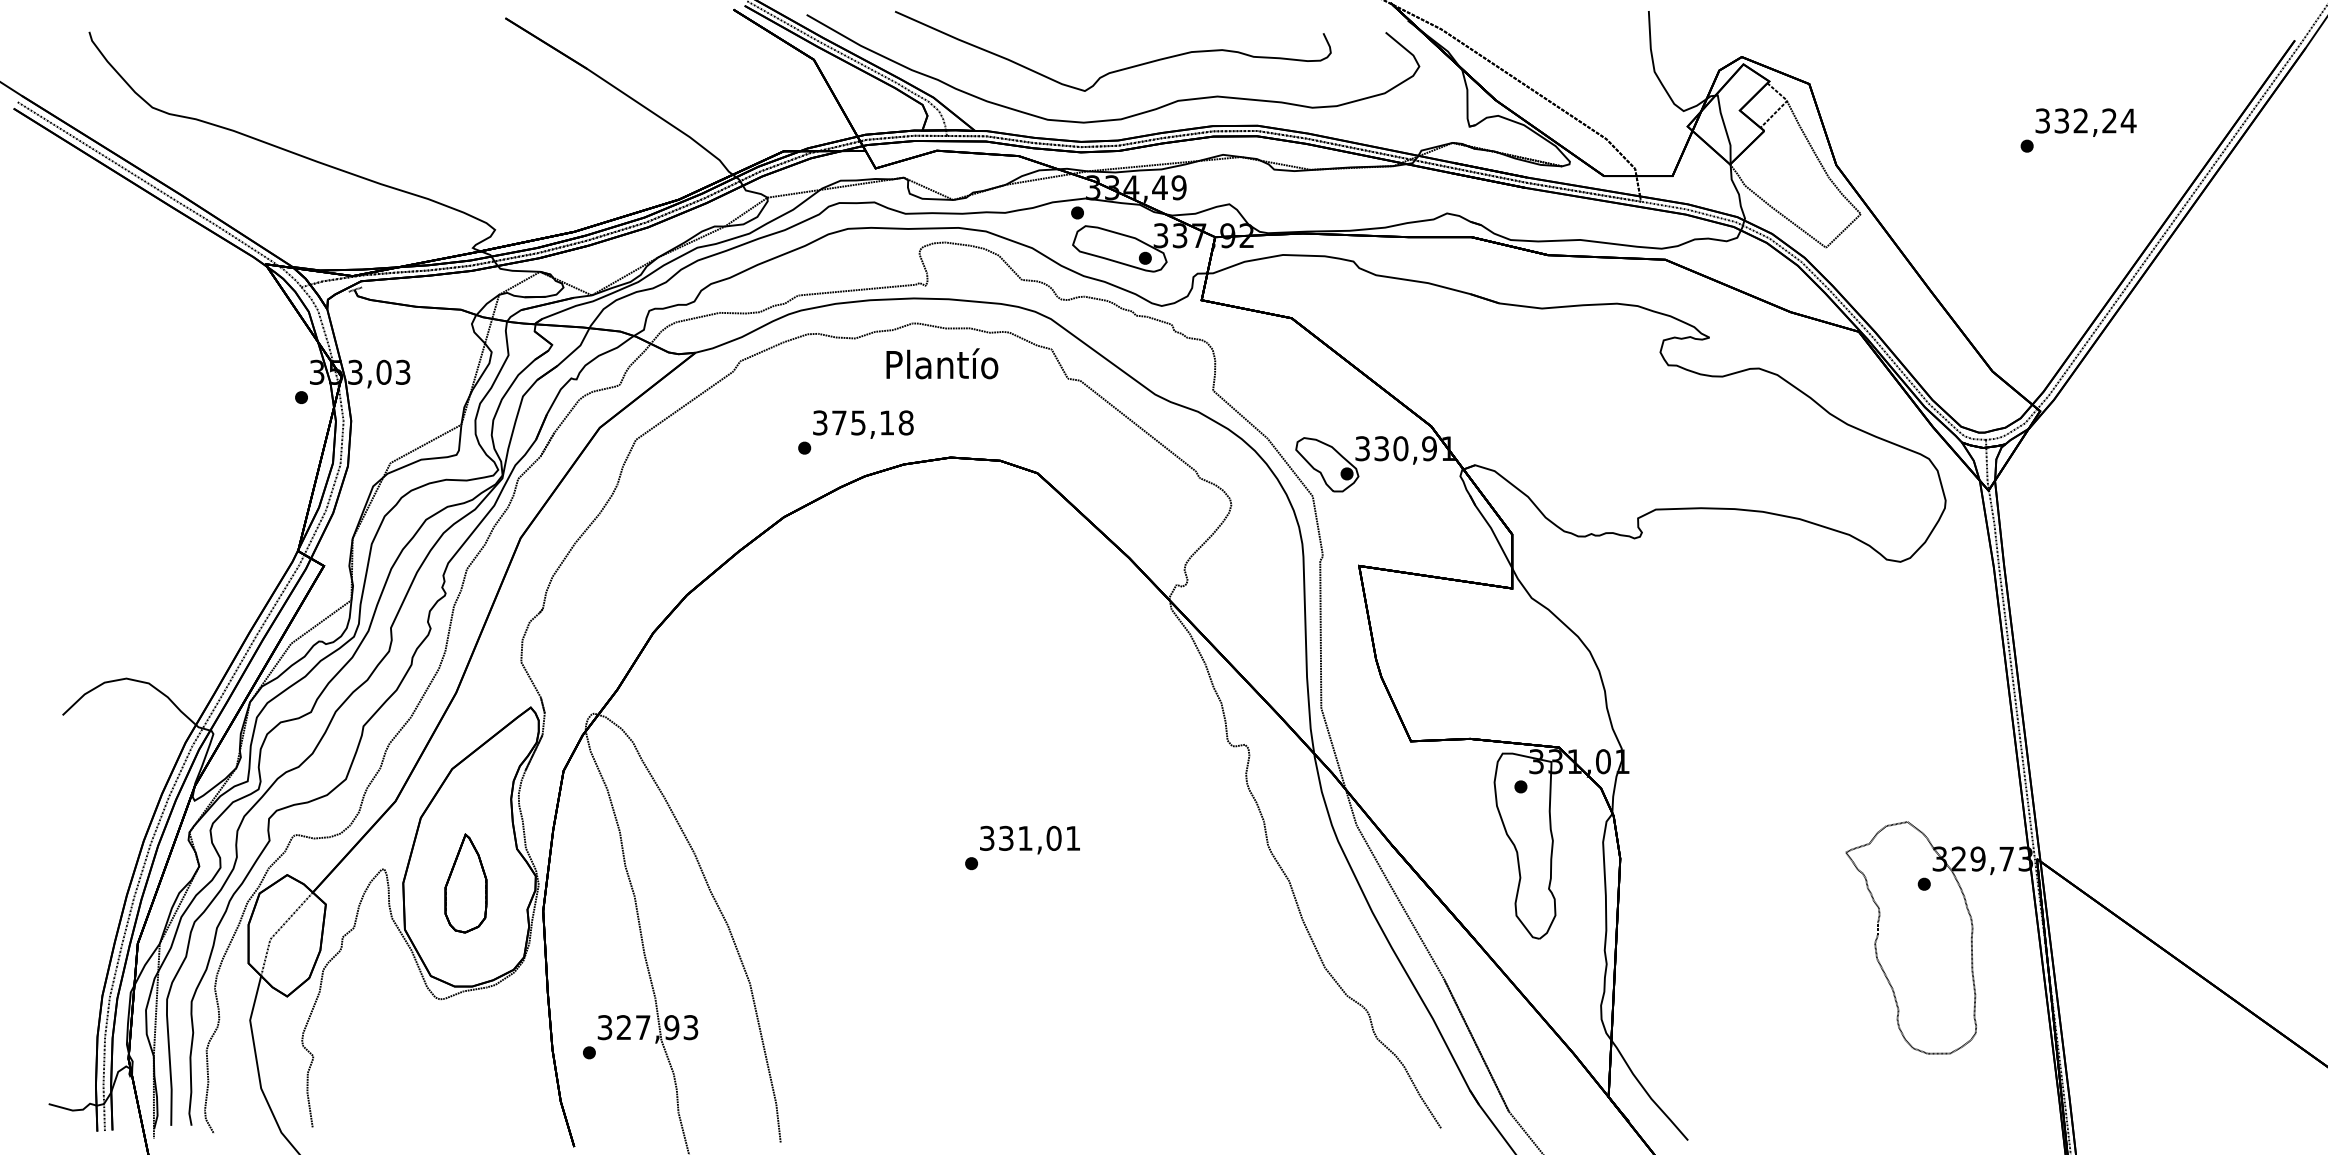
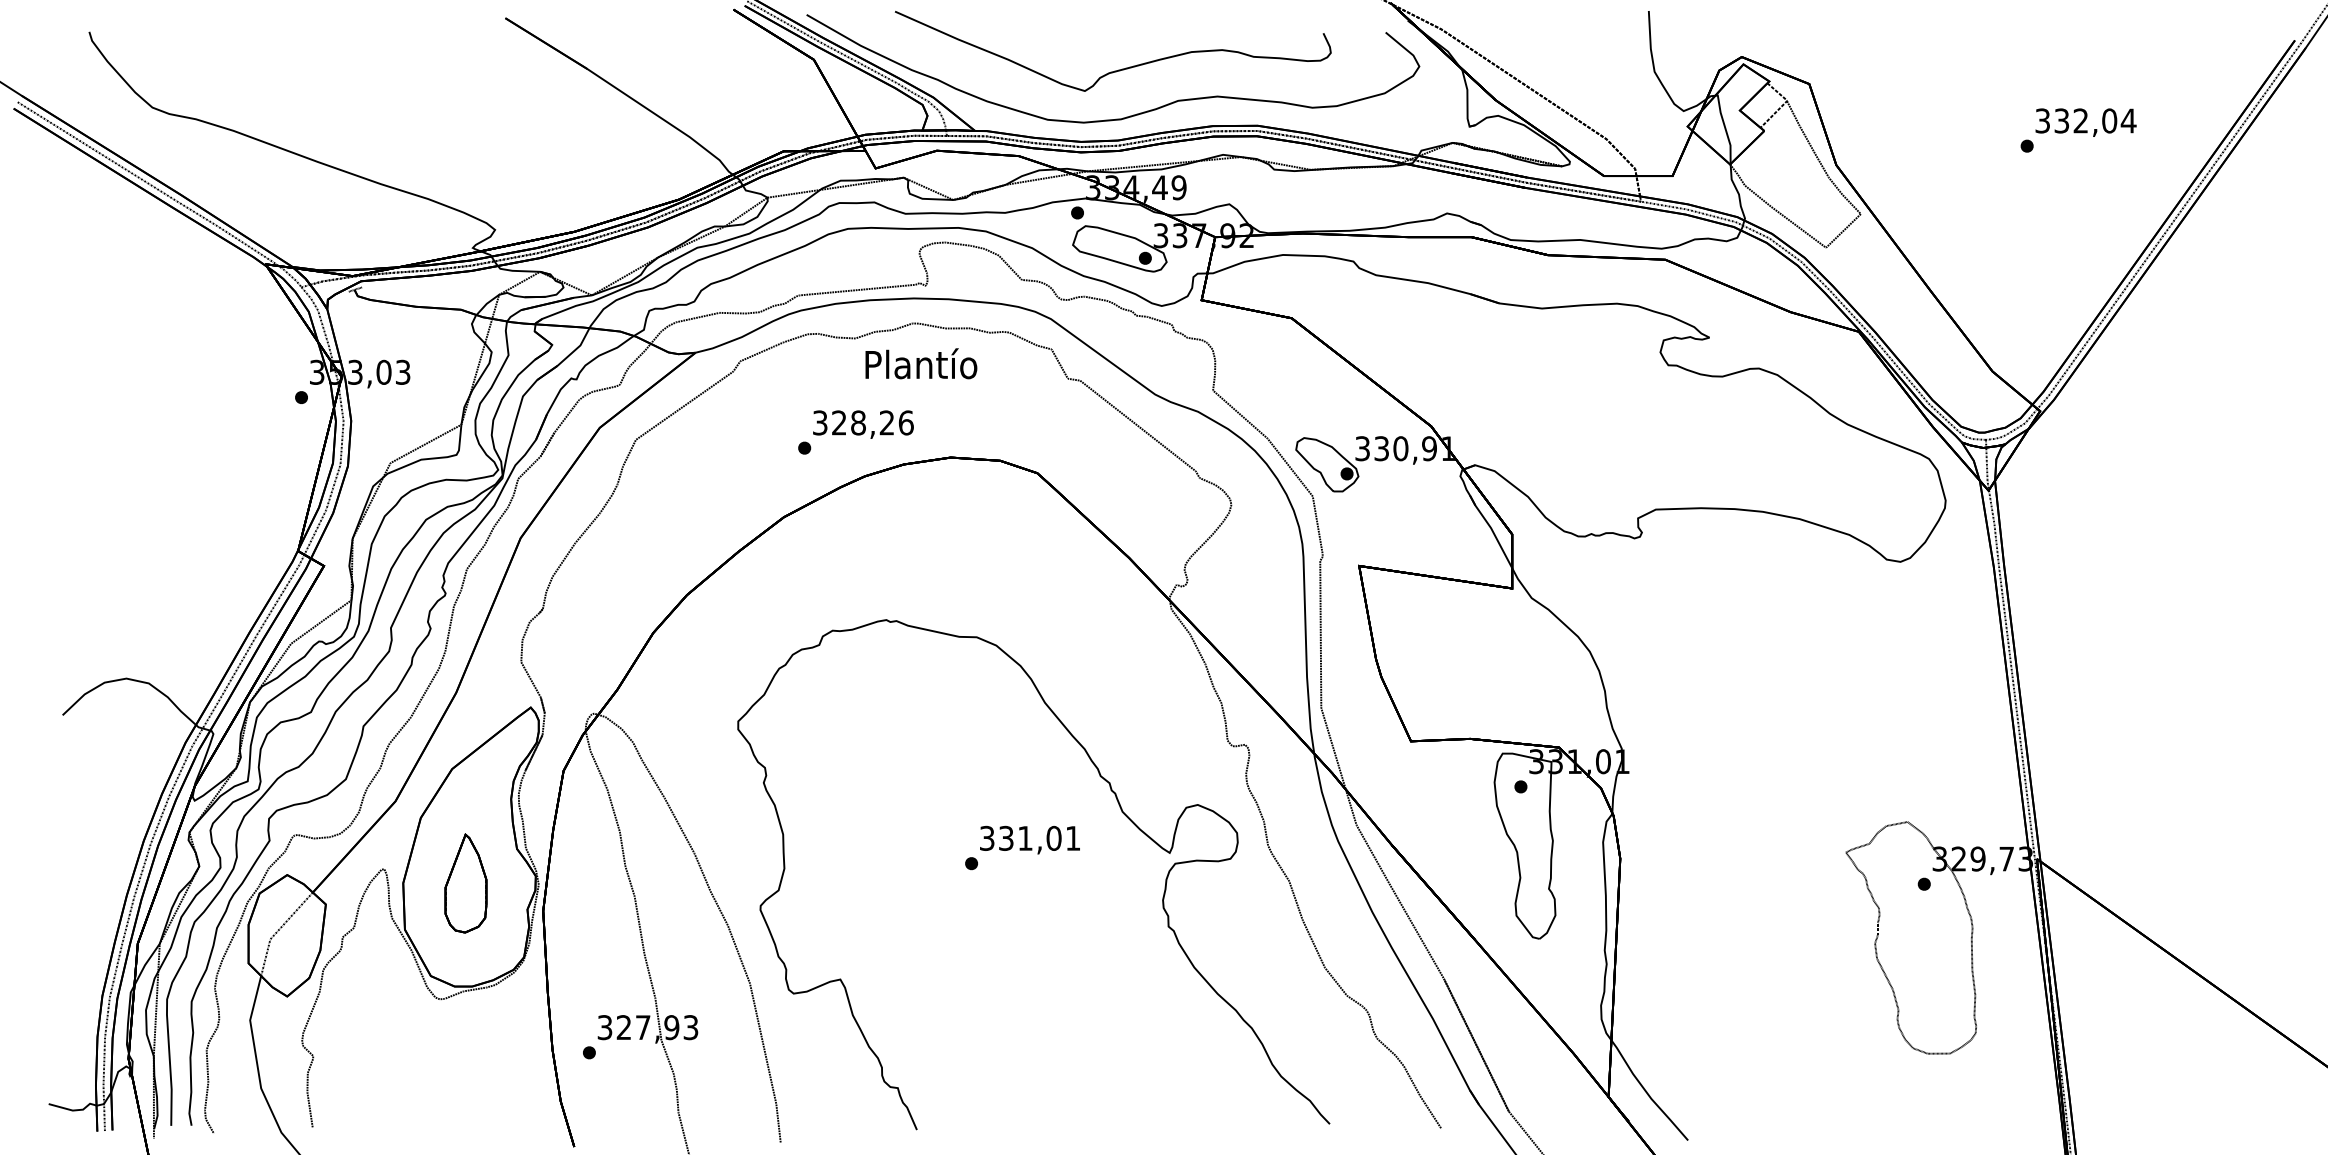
text: 332,24 -> 332,04 (2109, 120)
text position: (942, 363) -> (921, 363) (921, 363)
text: 375,18 -> 328,26 (872, 422)
curve: none -> present (1121, 812)
